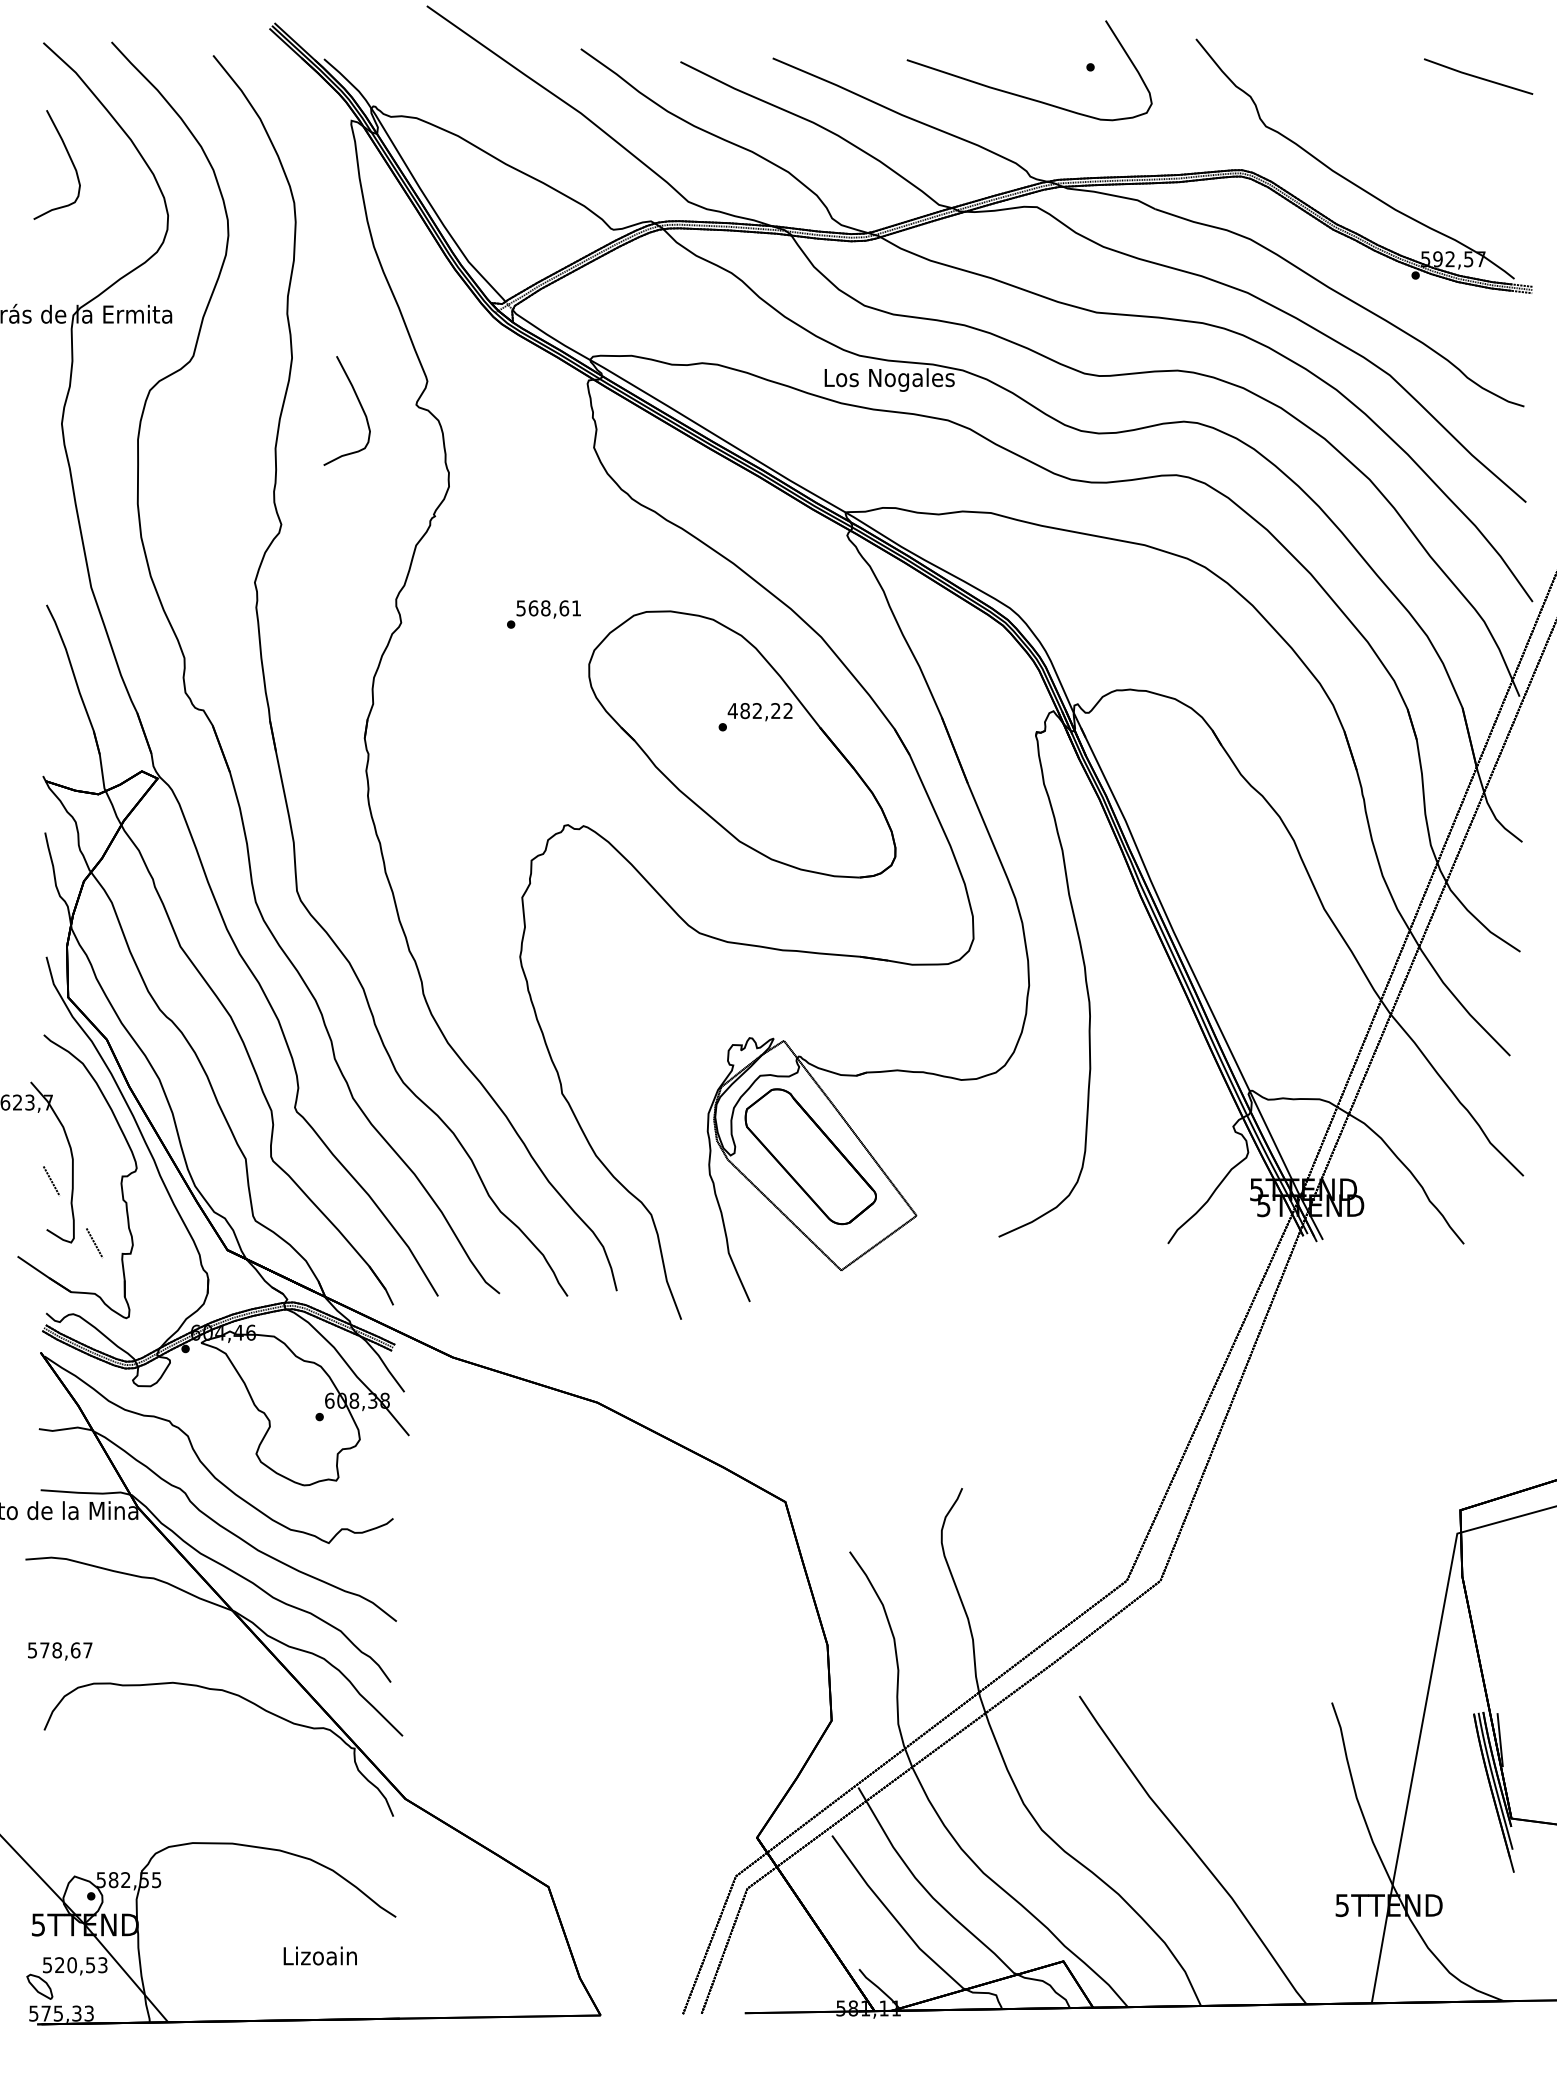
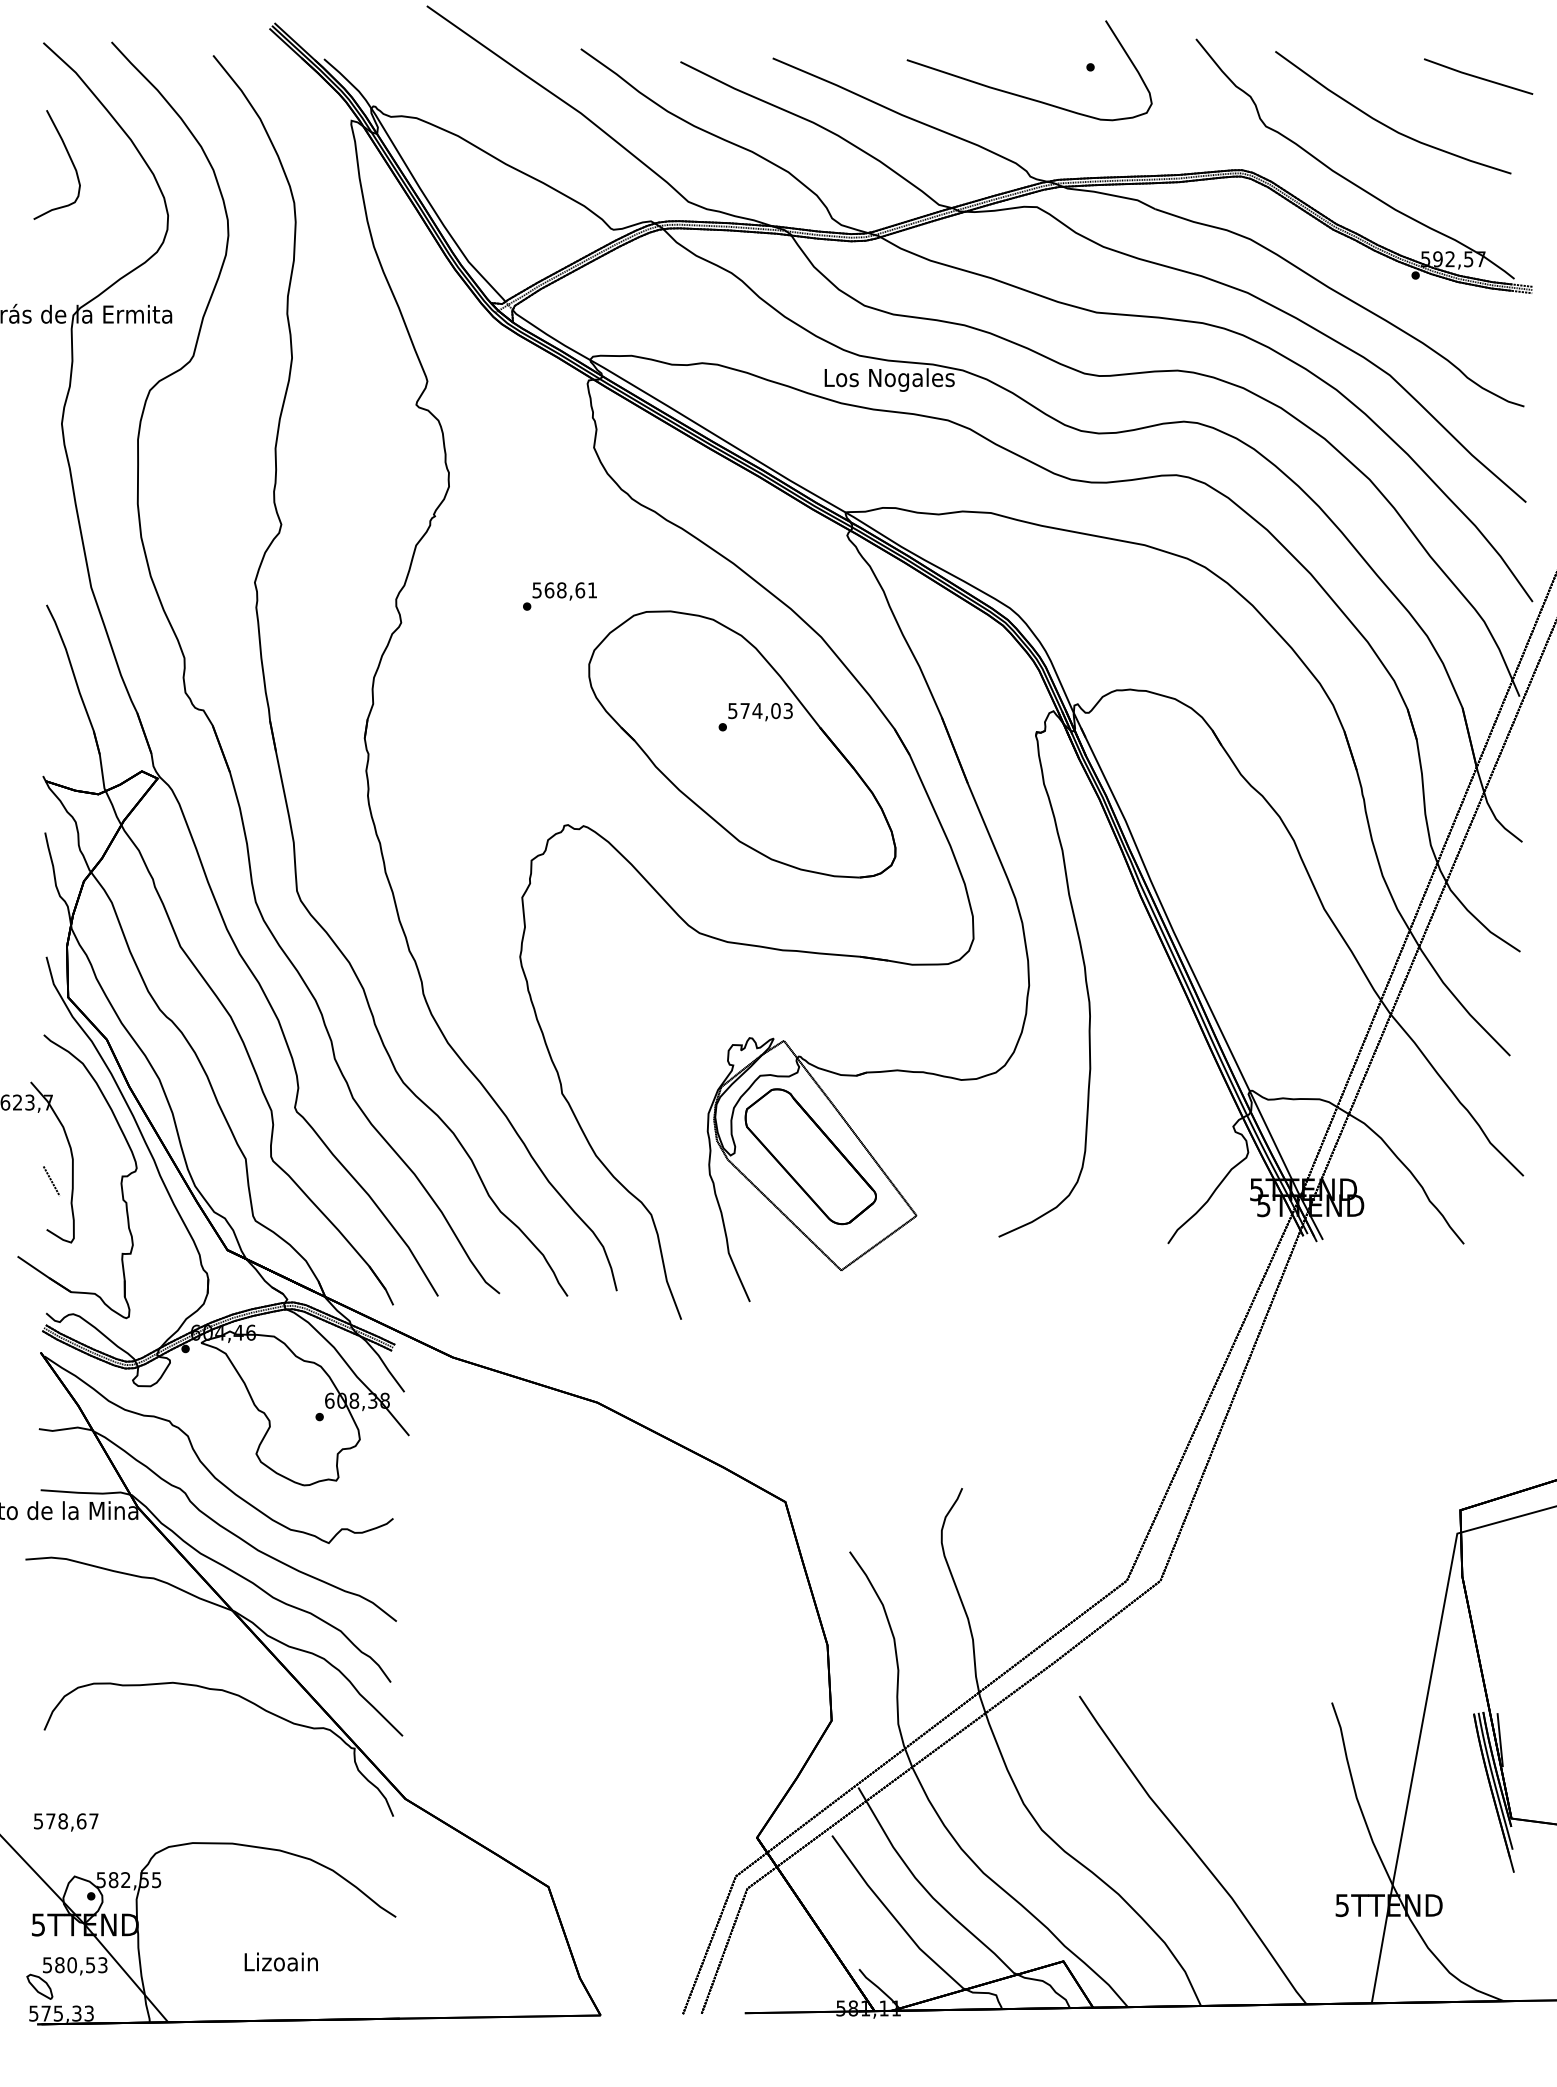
curve: none -> present (1384, 123)
curve: present -> none (359, 404)
text position: (543, 614) -> (559, 596) (559, 596)
text: 482,22 -> 574,03 (759, 711)
line: present -> none (94, 1243)
text position: (60, 1651) -> (66, 1822) (66, 1822)
text position: (319, 1955) -> (280, 1961) (280, 1961)
text: 520,53 -> 580,53 (59, 1965)
